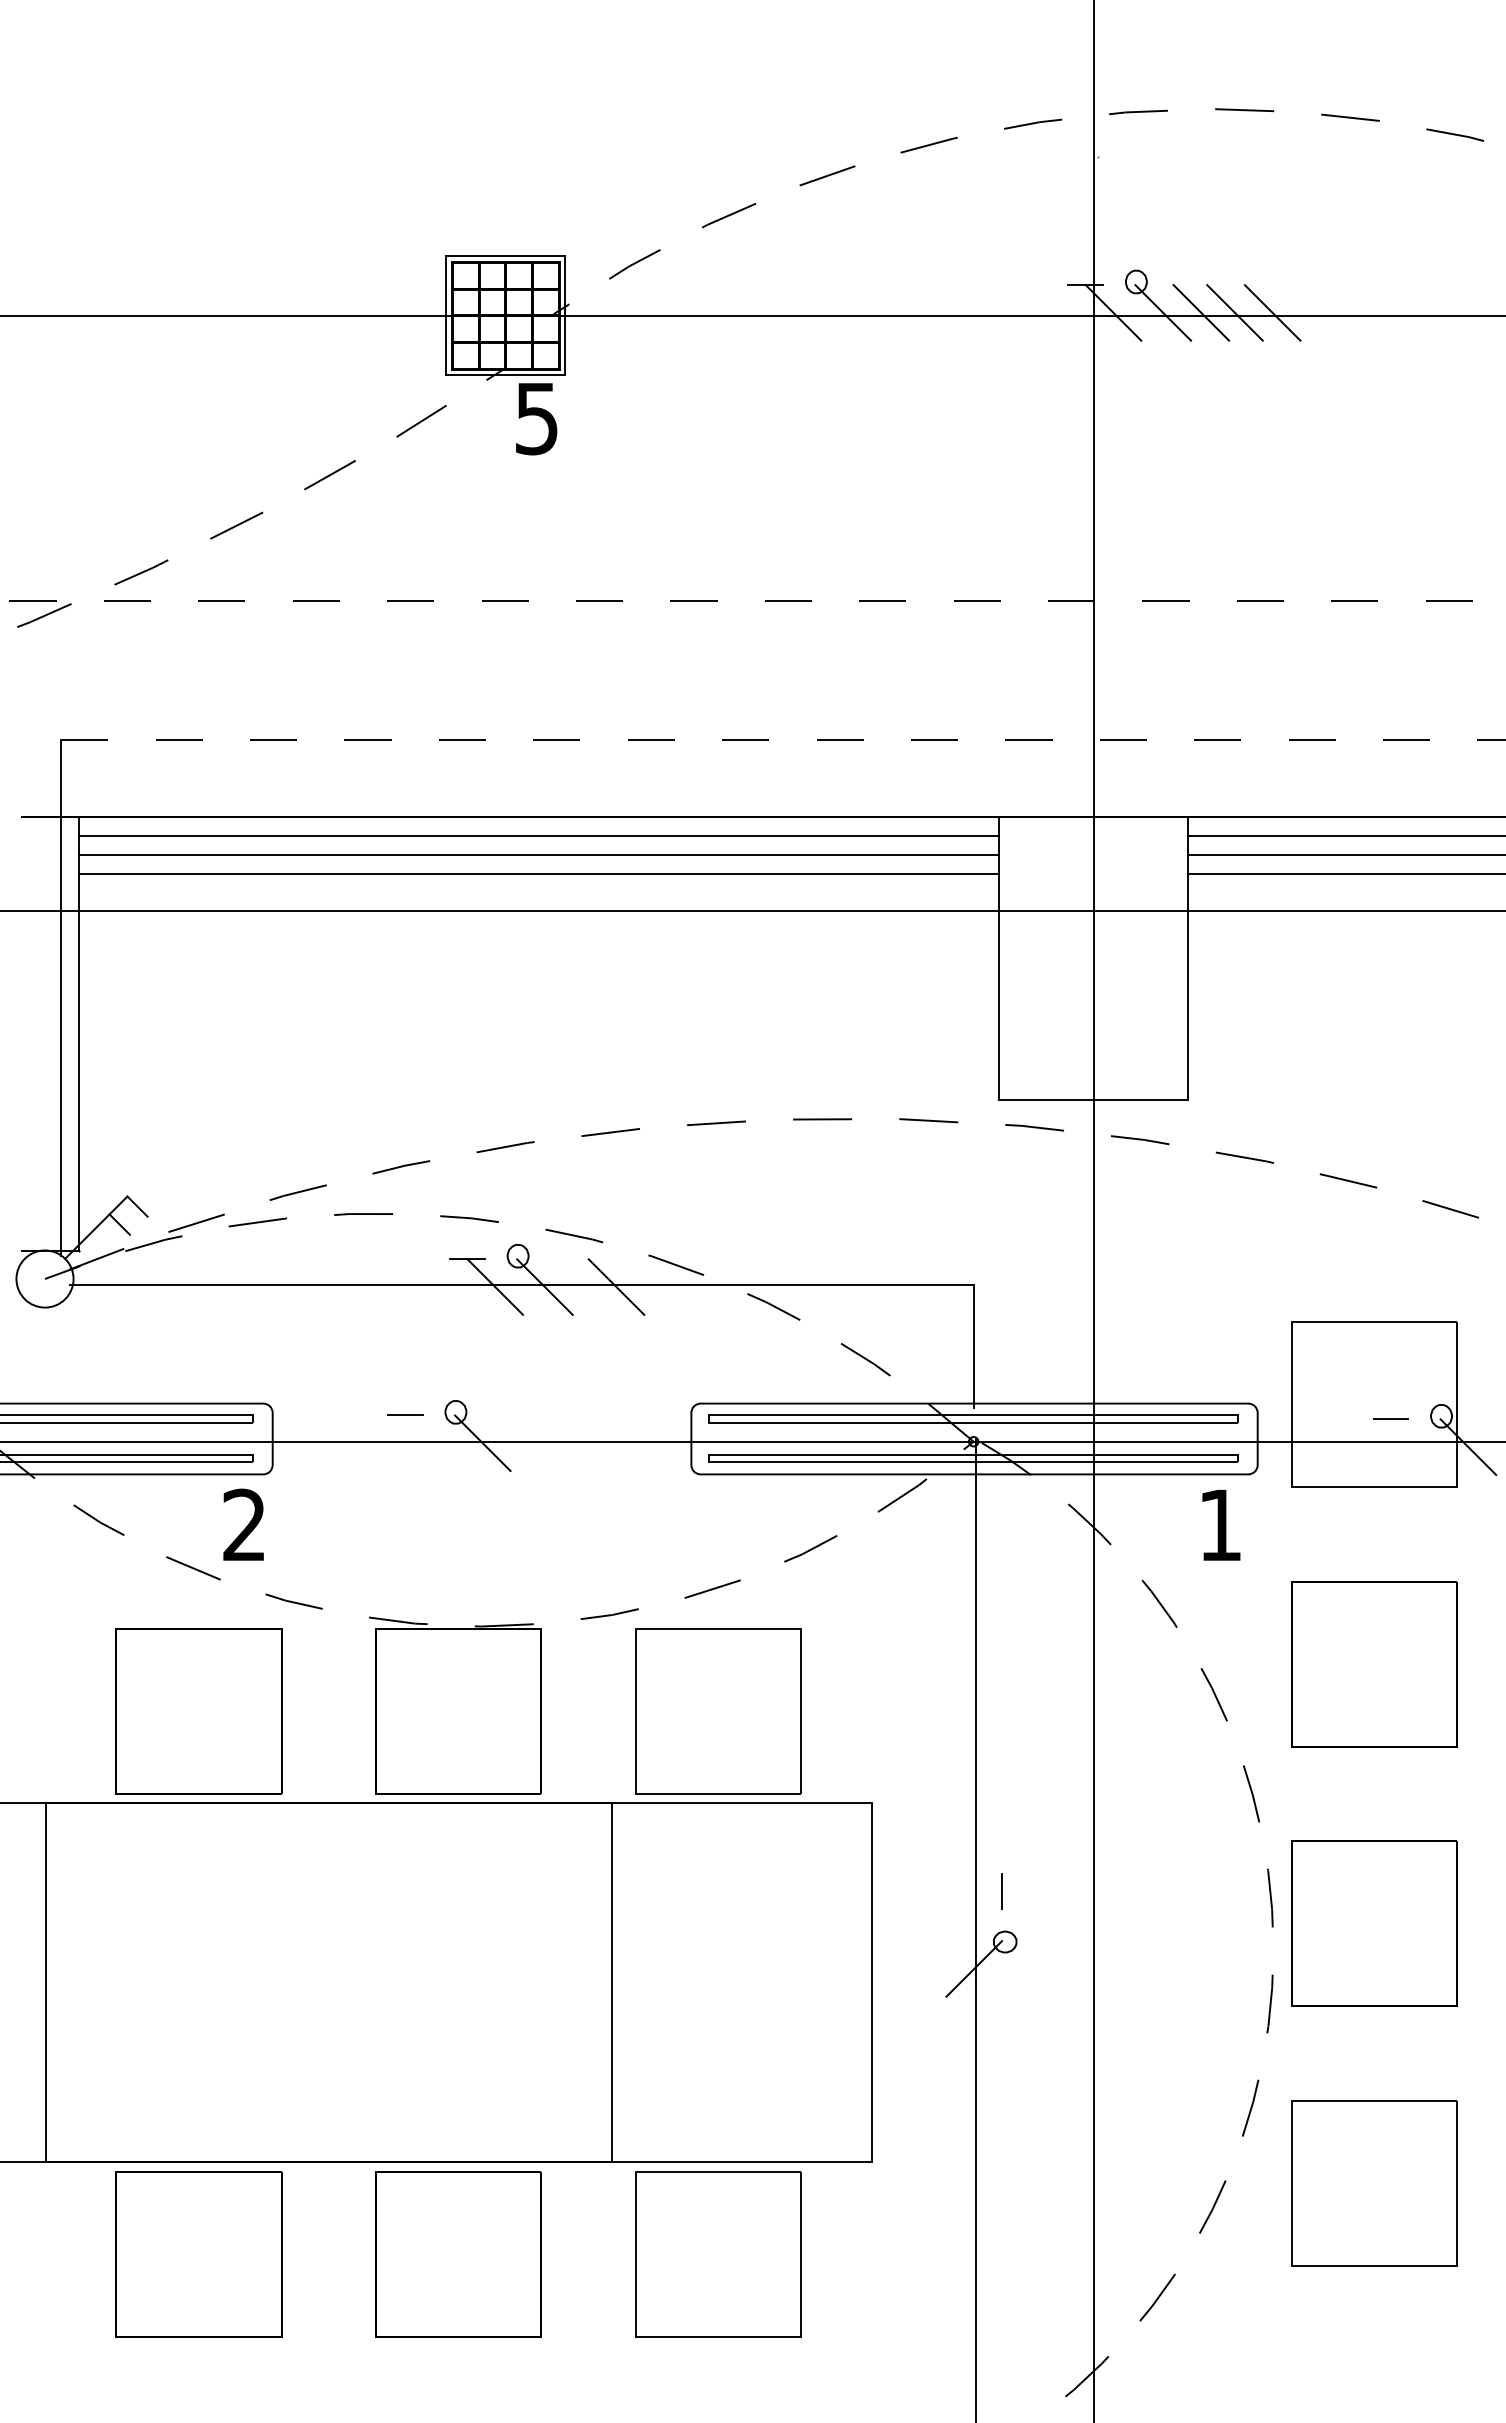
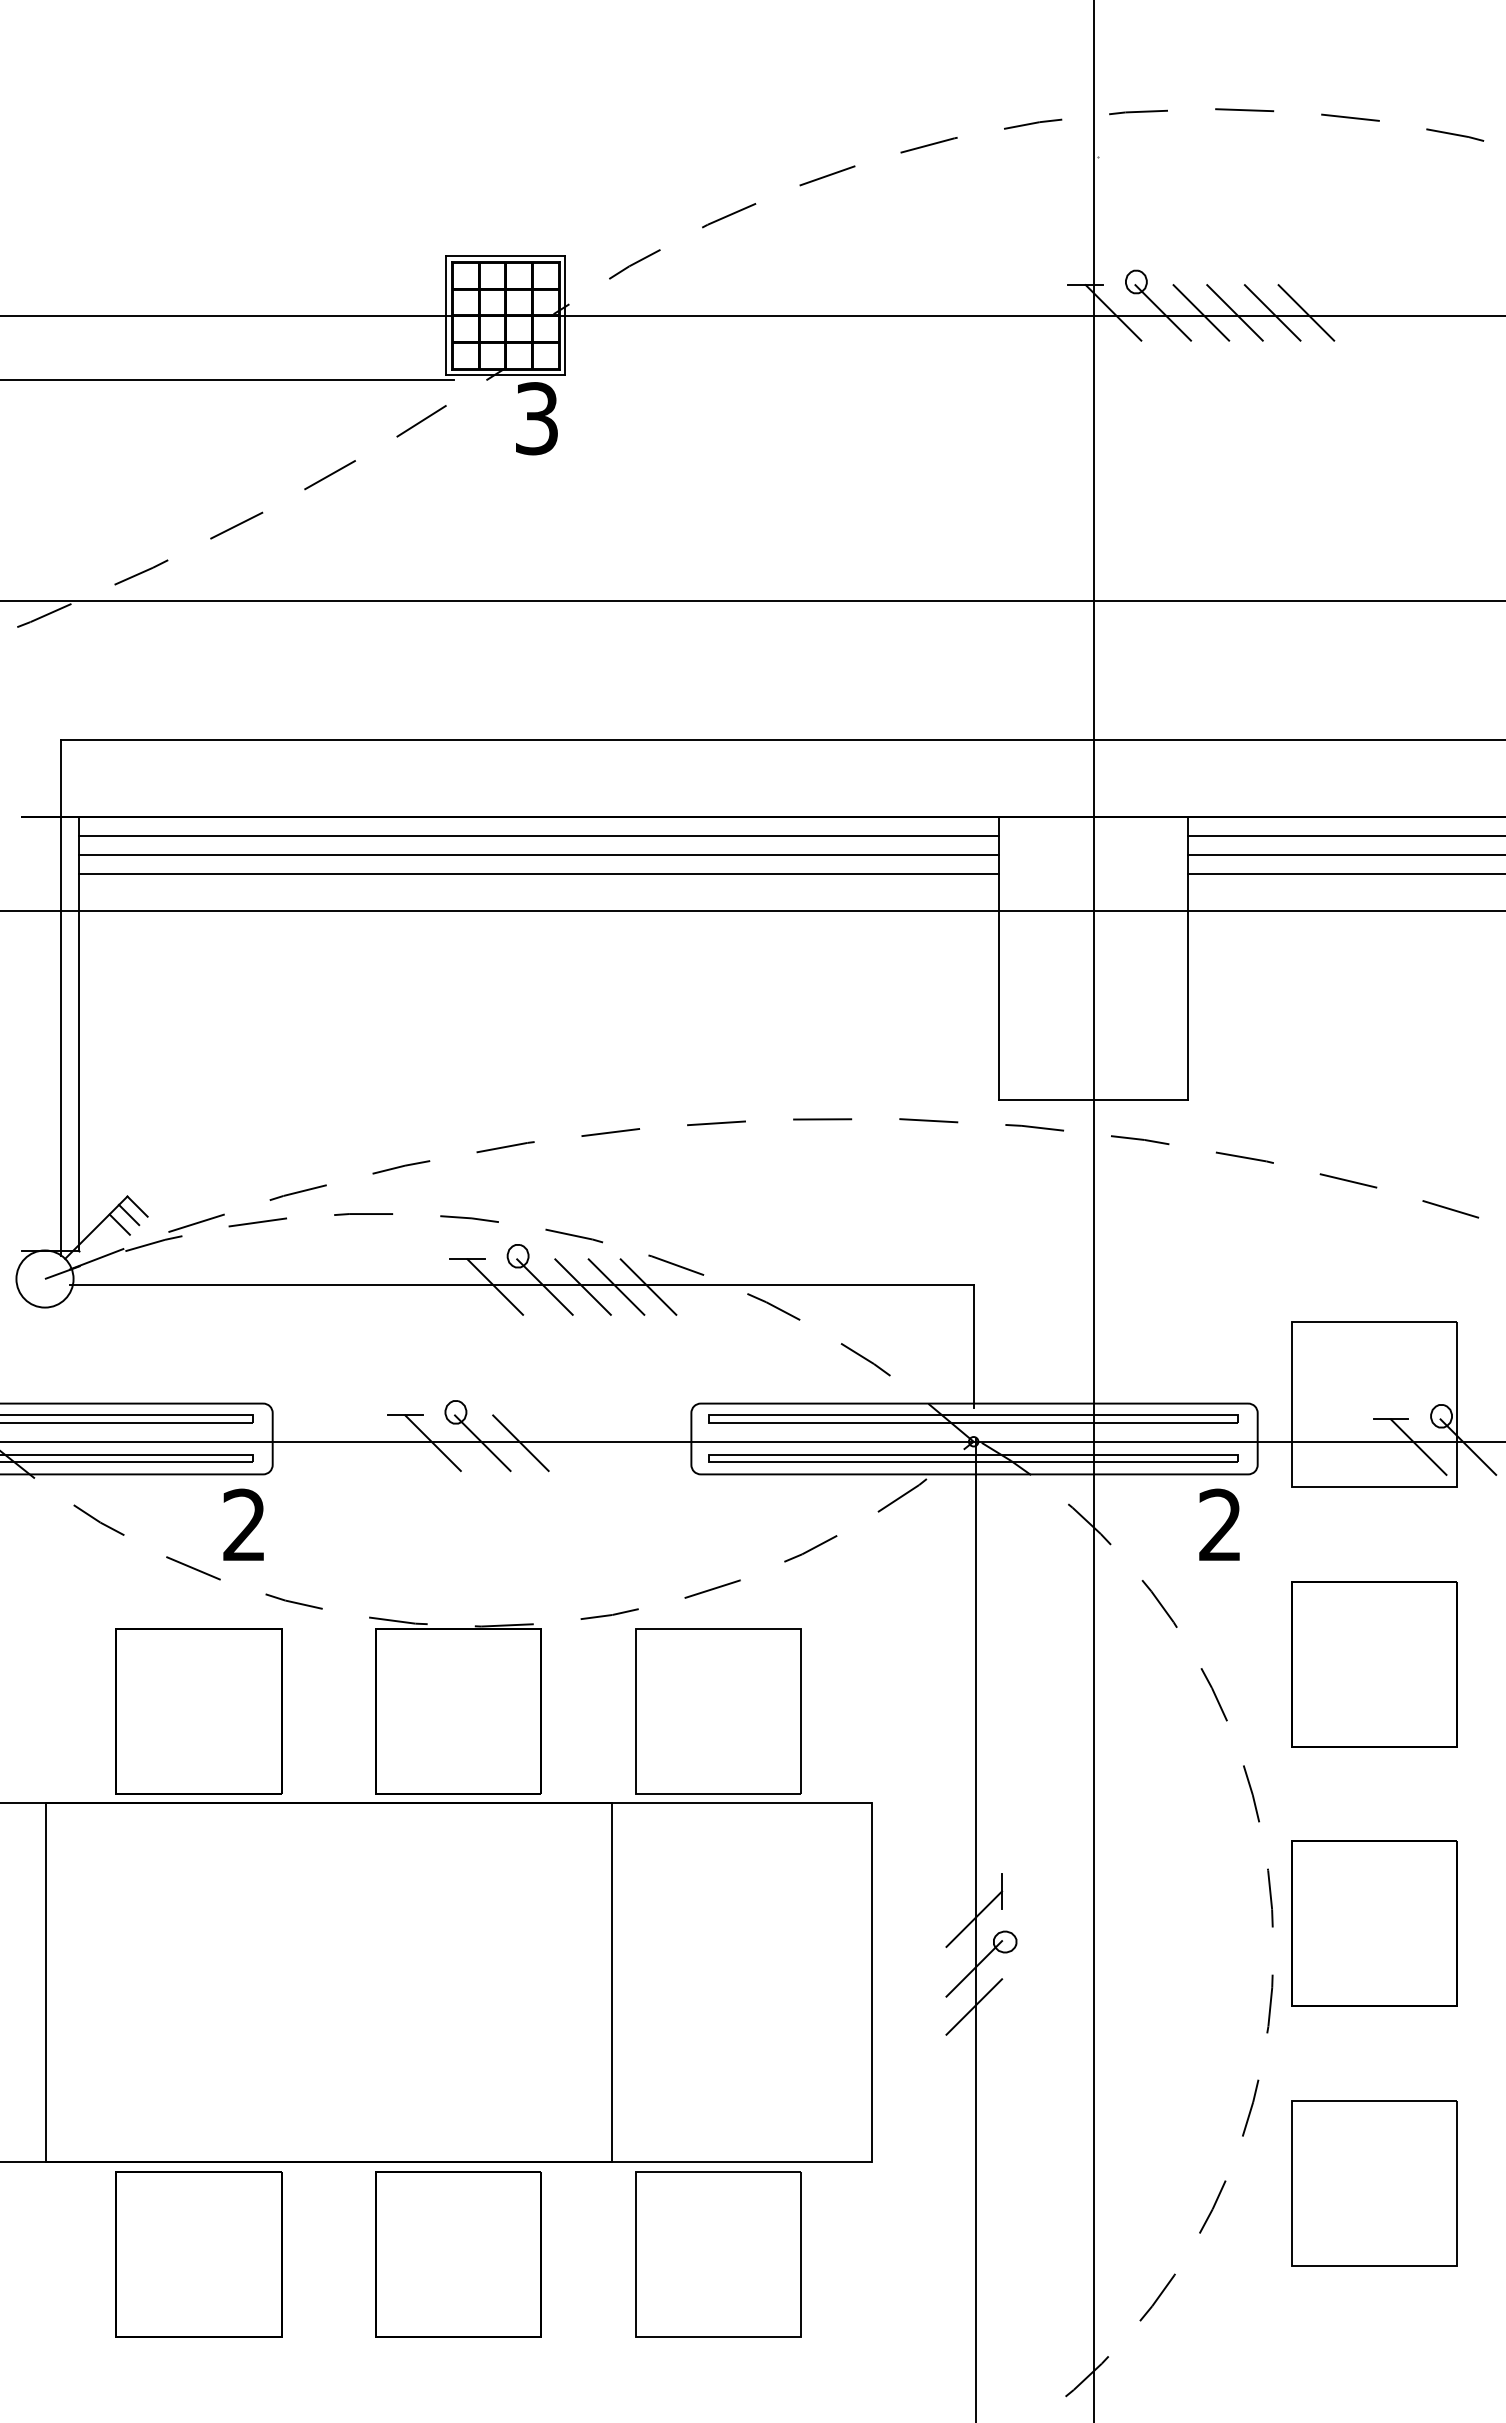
line: none -> present (1306, 312)
line: none -> present (227, 380)
text: 5 -> 3 (536, 418)
line: dashed -> solid (754, 600)
line: dashed -> solid (783, 739)
line: none -> present (128, 1214)
line: none -> present (582, 1286)
line: none -> present (648, 1286)
line: none -> present (432, 1443)
line: none -> present (520, 1443)
line: none -> present (1418, 1446)
text: 1 -> 2 (1219, 1524)
line: none -> present (974, 1918)
line: none -> present (974, 2006)
